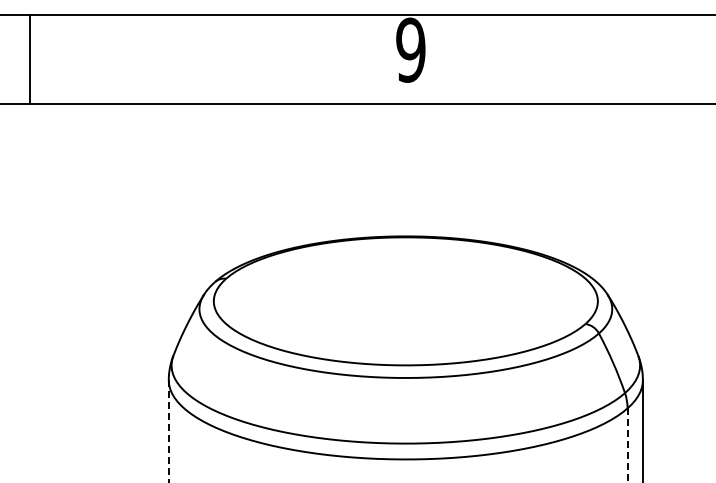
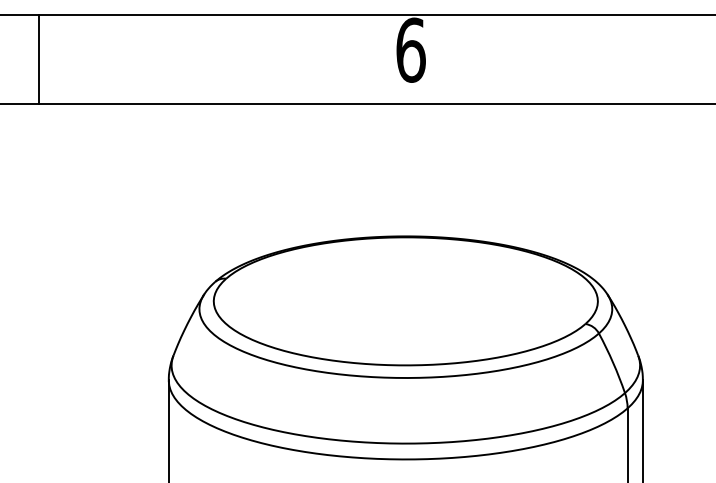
text: 9 -> 6 (410, 49)
line position: (29, 59) -> (38, 59) (38, 59)
line: dashed -> solid (168, 431)
line: dashed -> solid (627, 446)
